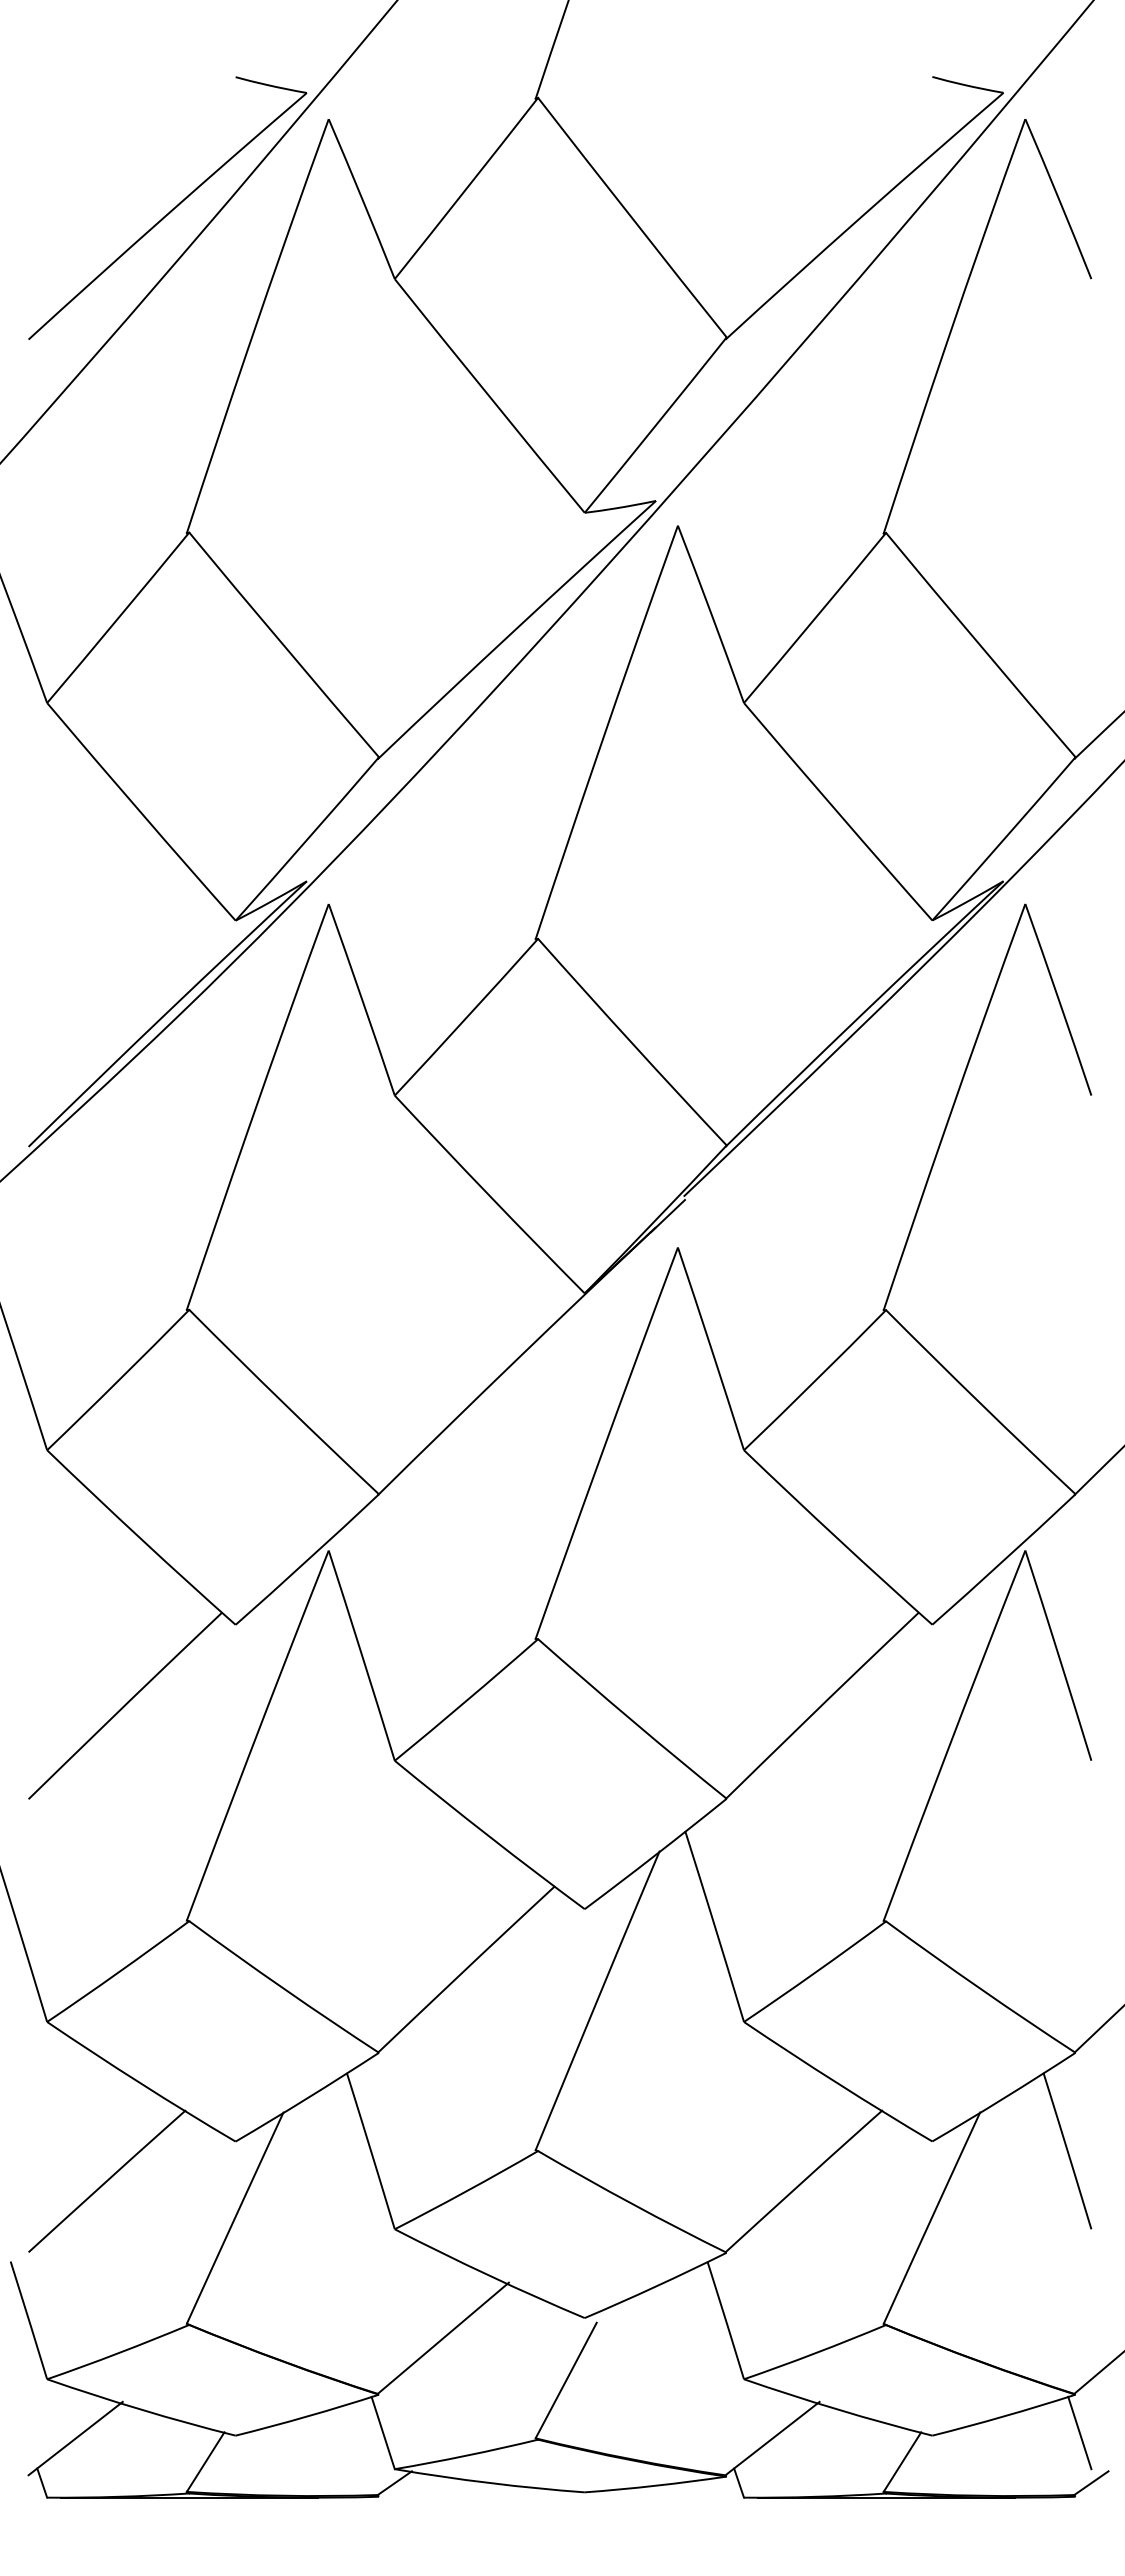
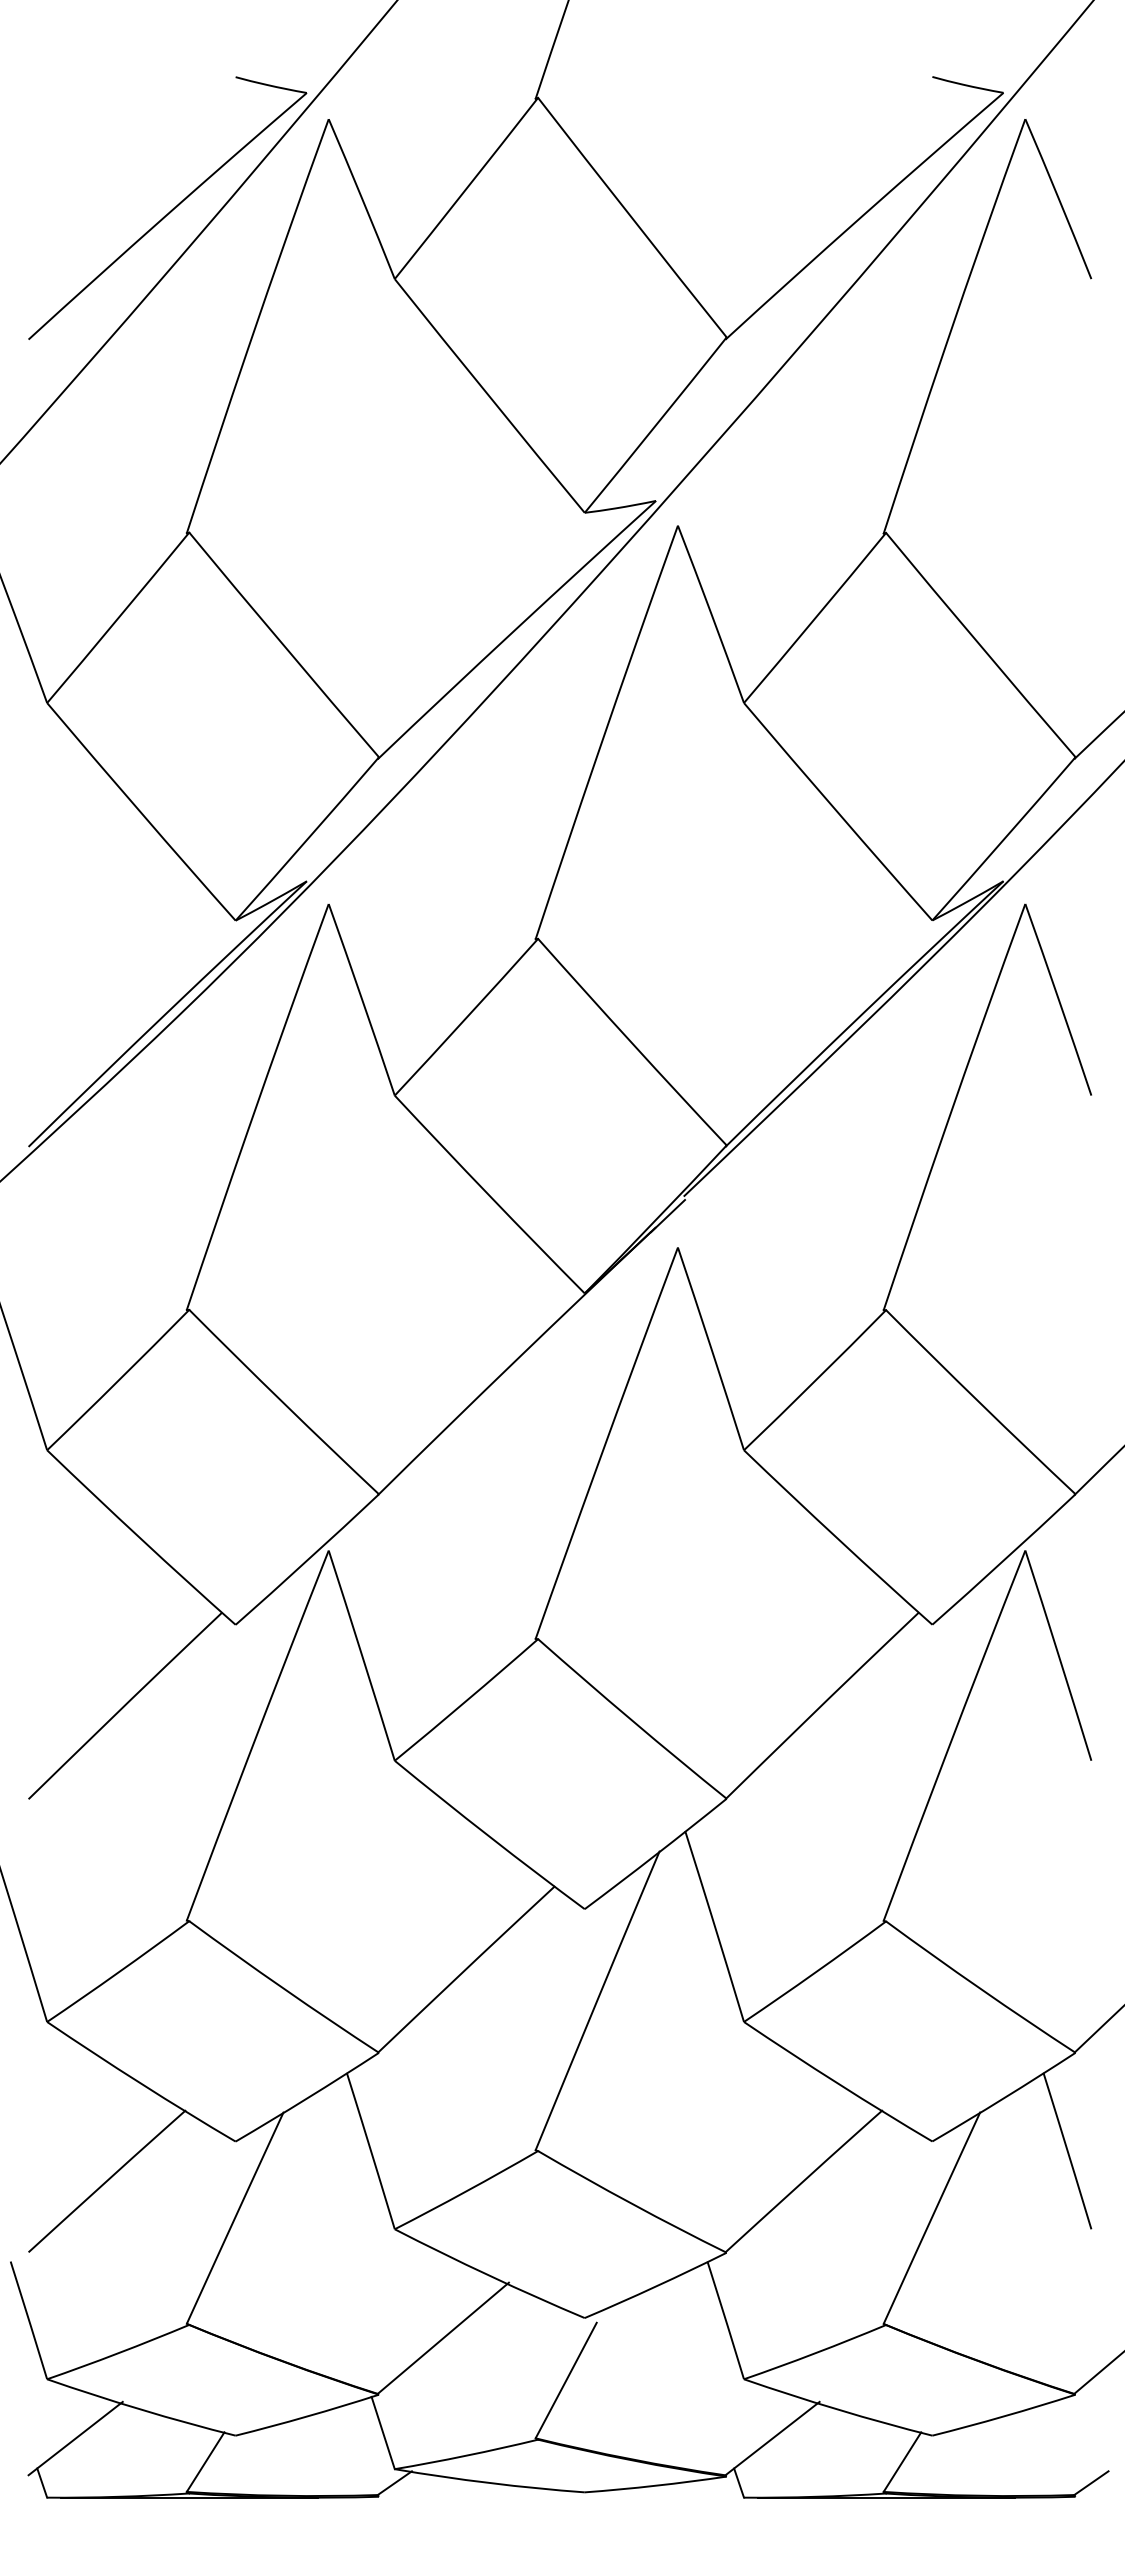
line: present -> none (1079, 2432)
